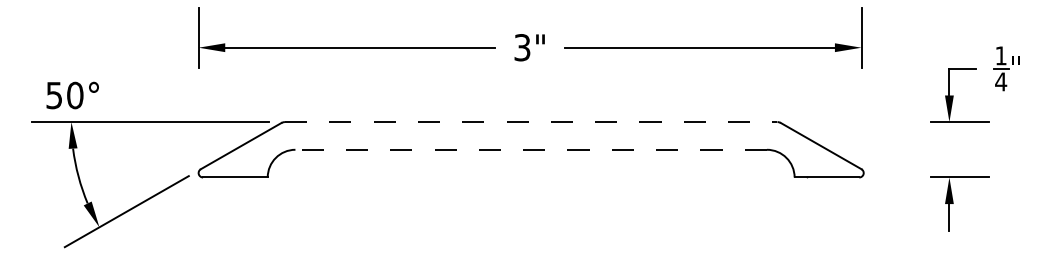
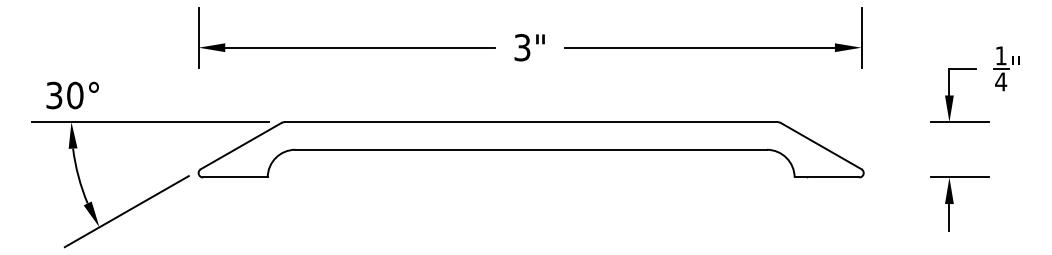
text: 50° -> 30° (54, 94)
line: dashed -> solid (531, 122)
line: dashed -> solid (531, 149)
